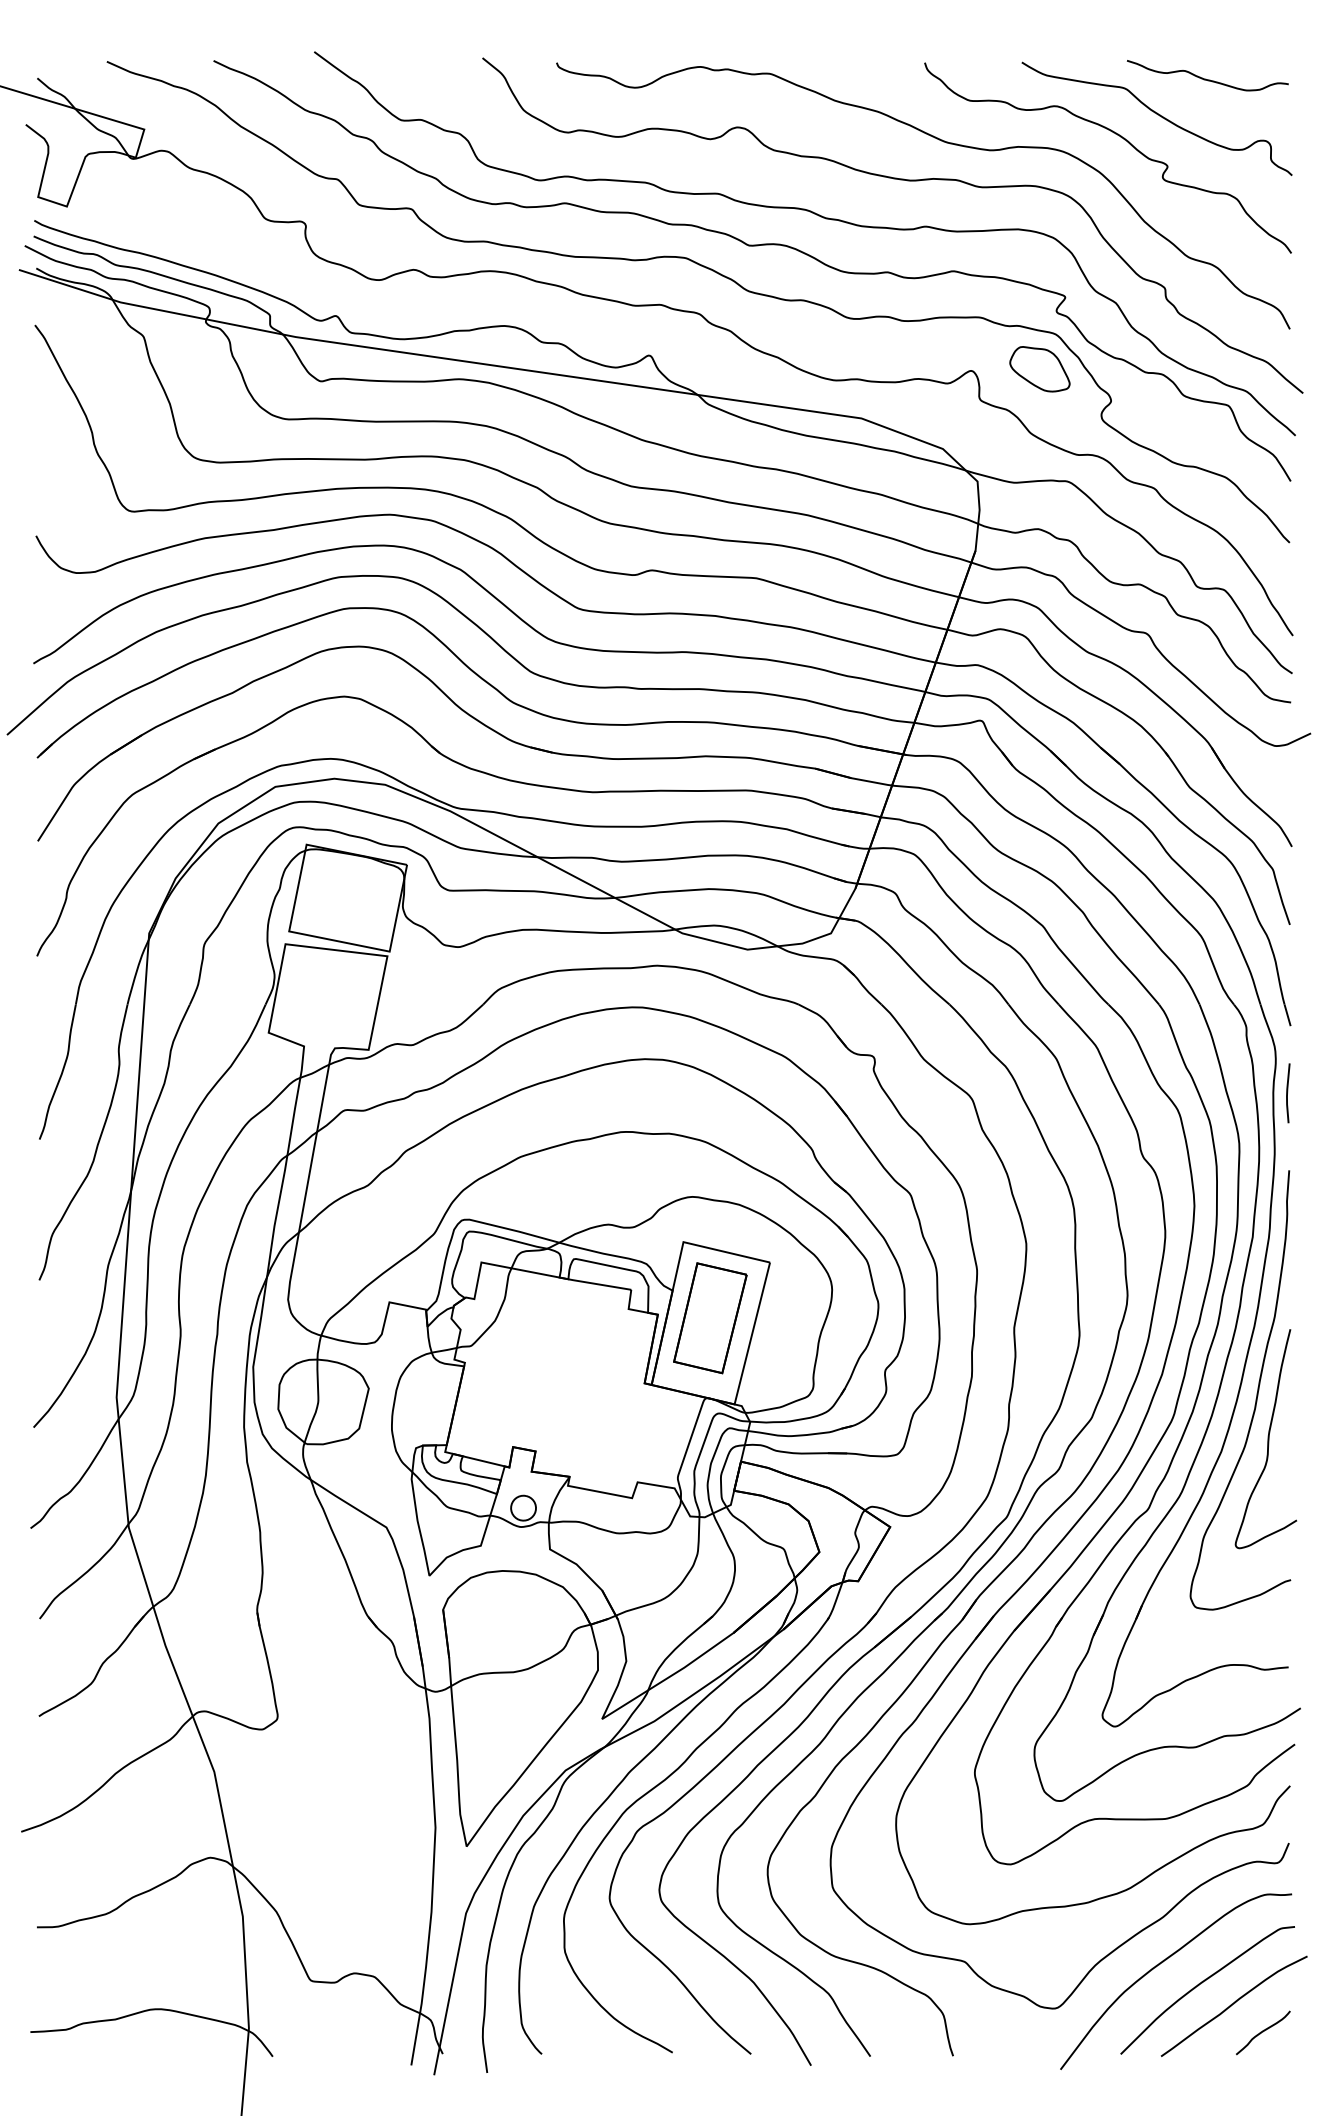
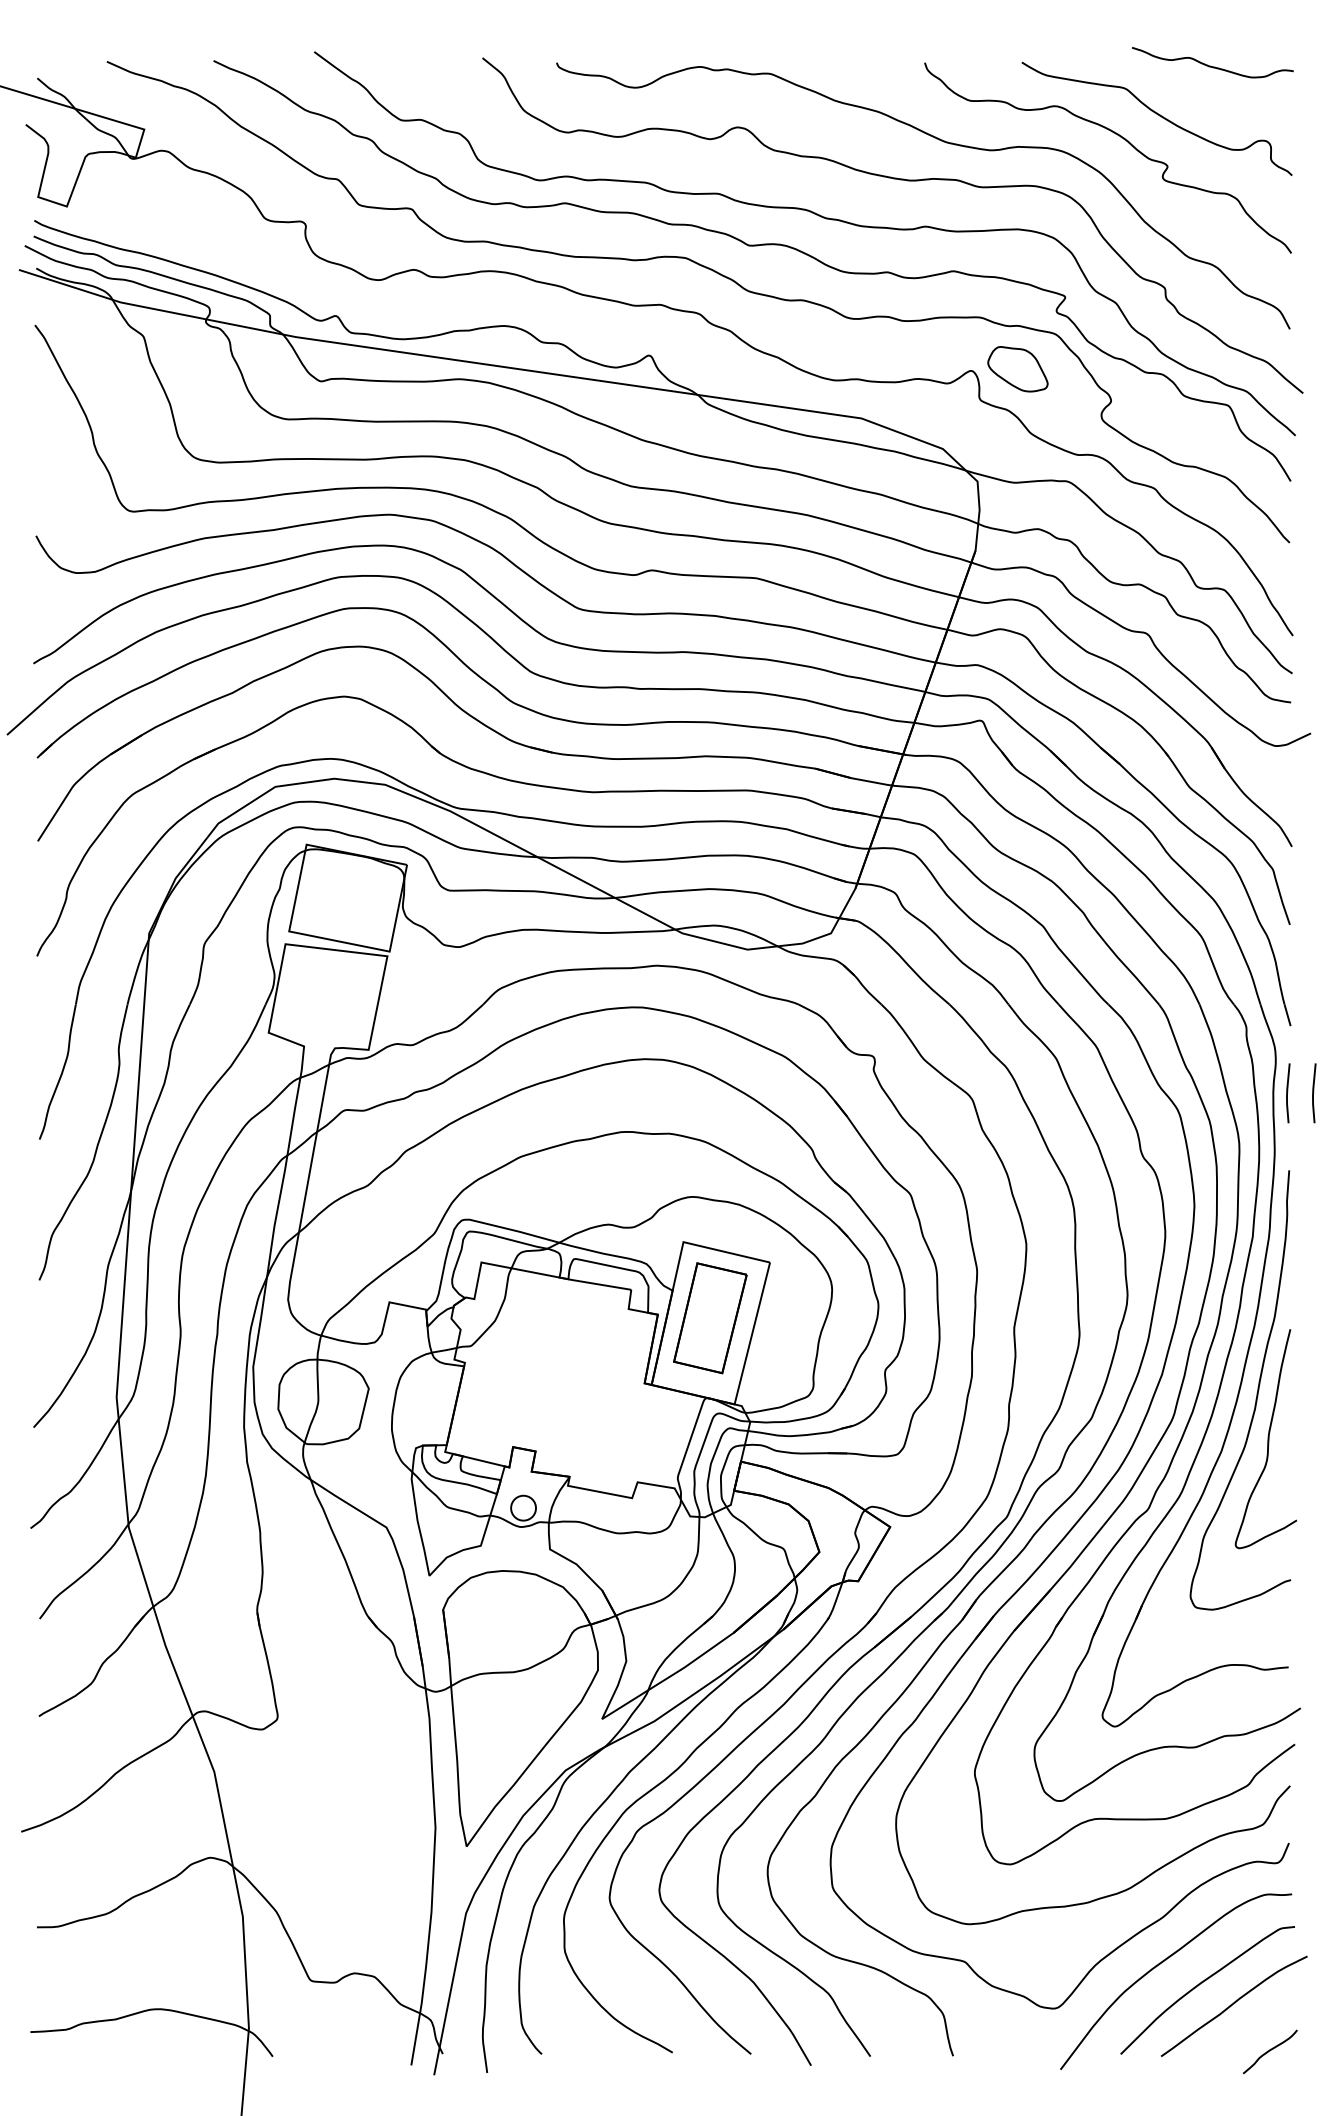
curve position: (1205, 78) -> (1210, 65) (1210, 65)
part position: (1039, 369) -> (1017, 369) (1017, 369)
line: none -> present (1313, 1093)
curve position: (1263, 2032) -> (1270, 2051) (1270, 2051)
